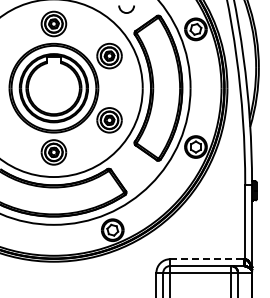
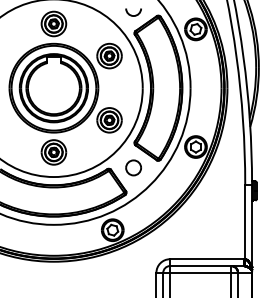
arc position: (124, 11) -> (131, 14) (131, 14)
part: none -> present (133, 167)
line: dashed -> solid (207, 259)
